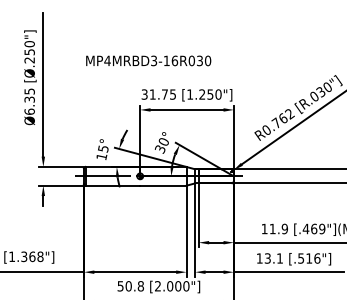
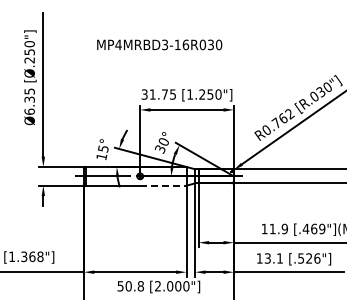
text position: (148, 60) -> (159, 44) (159, 44)
line: solid -> dashed (163, 185)
text: [.516"] -> [.526"] (308, 258)
